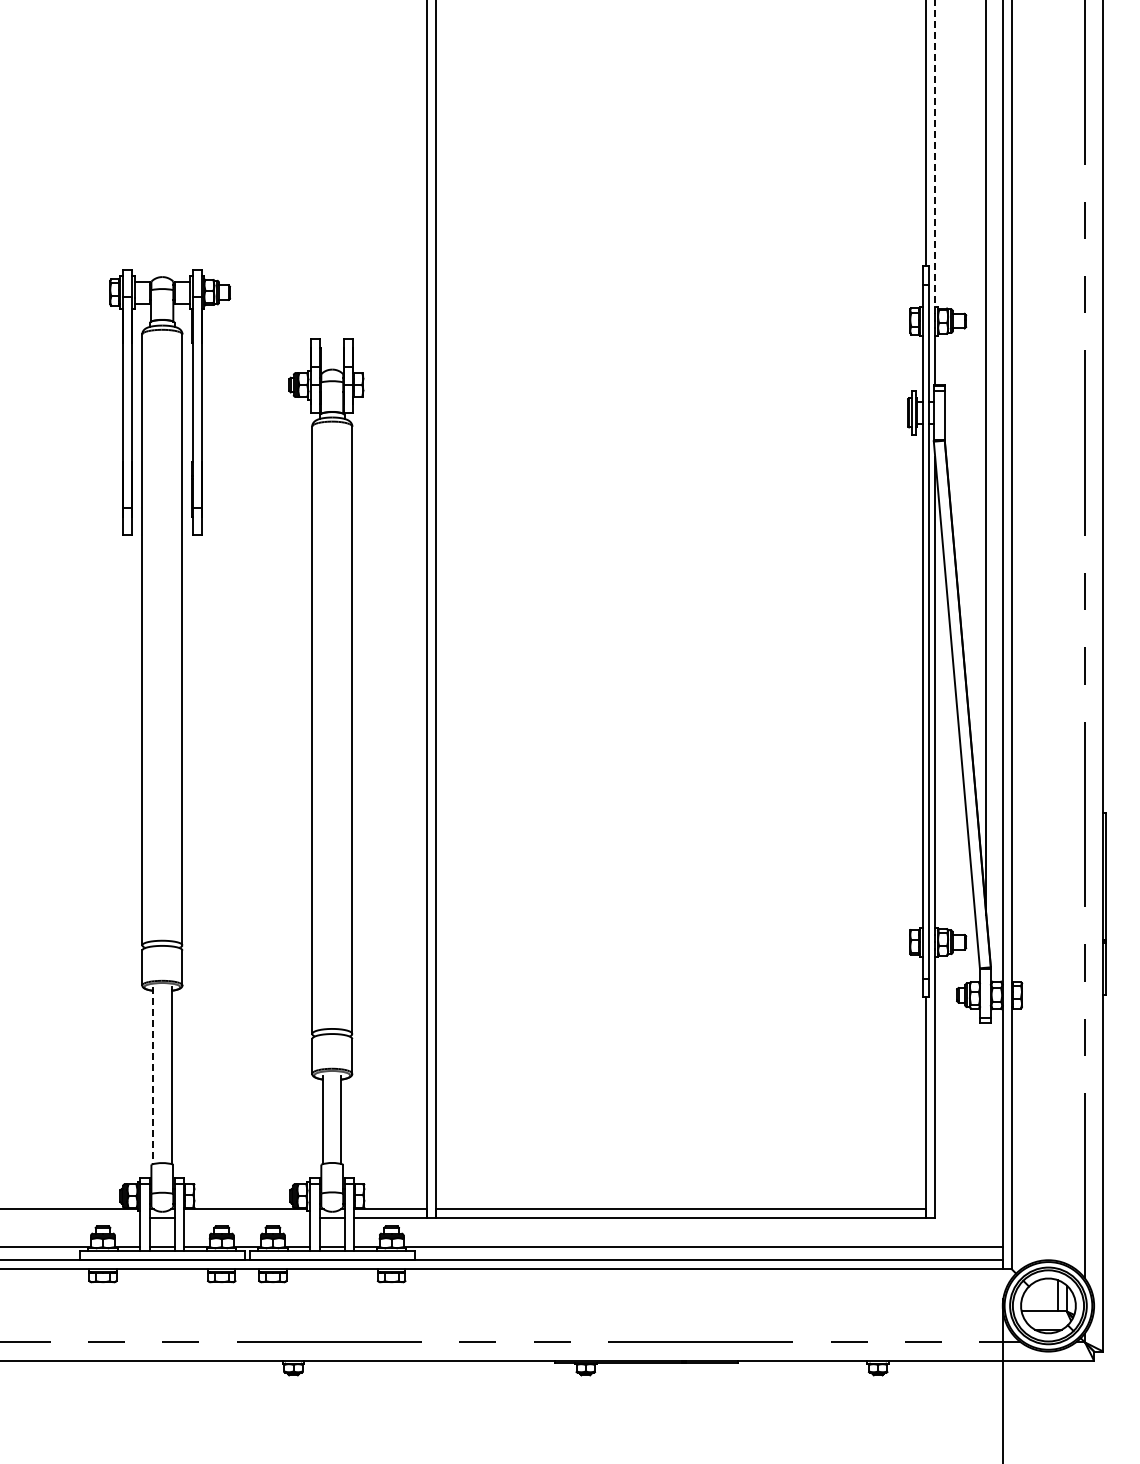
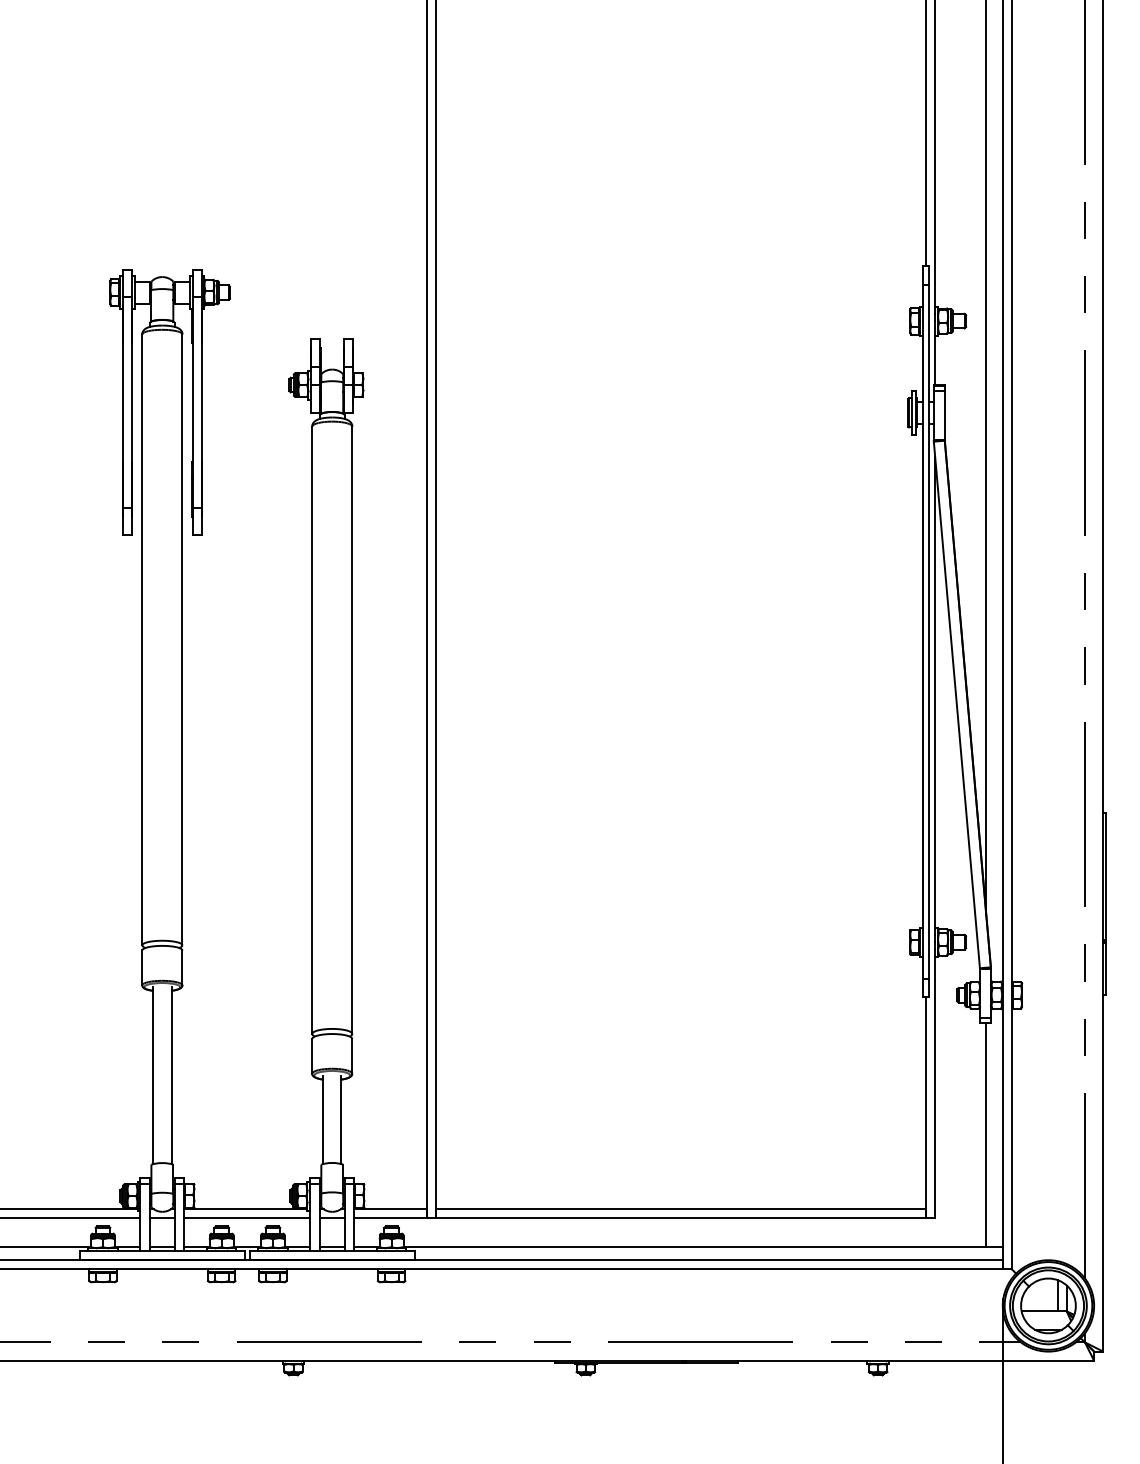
line: dashed -> solid (935, 157)
line: dashed -> solid (153, 1076)
line: none -> present (986, 1135)
line: none -> present (71, 1218)
line: none -> present (247, 1218)
